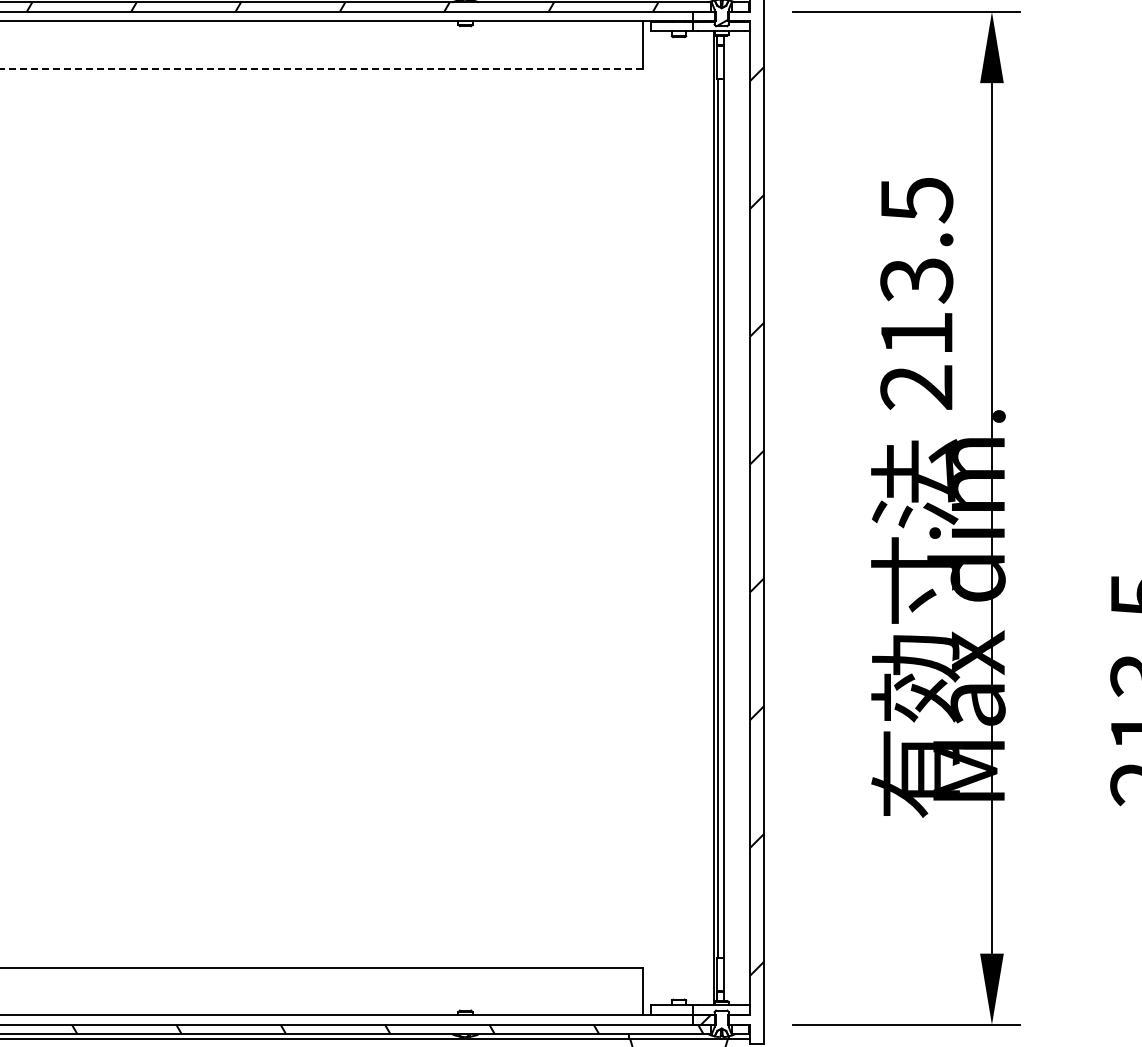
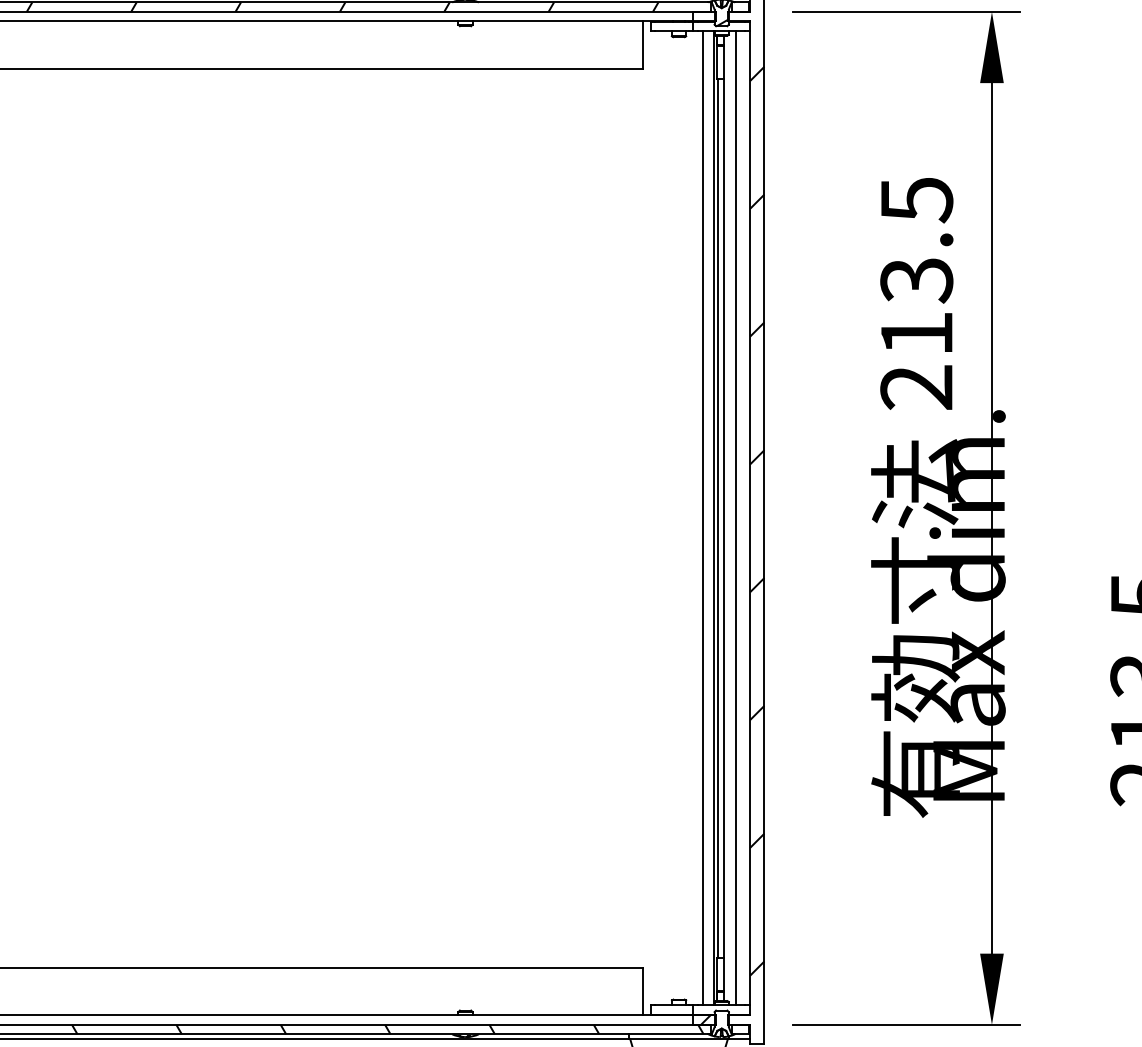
line: dashed -> solid (321, 68)
line: none -> present (702, 518)
line: none -> present (735, 518)
